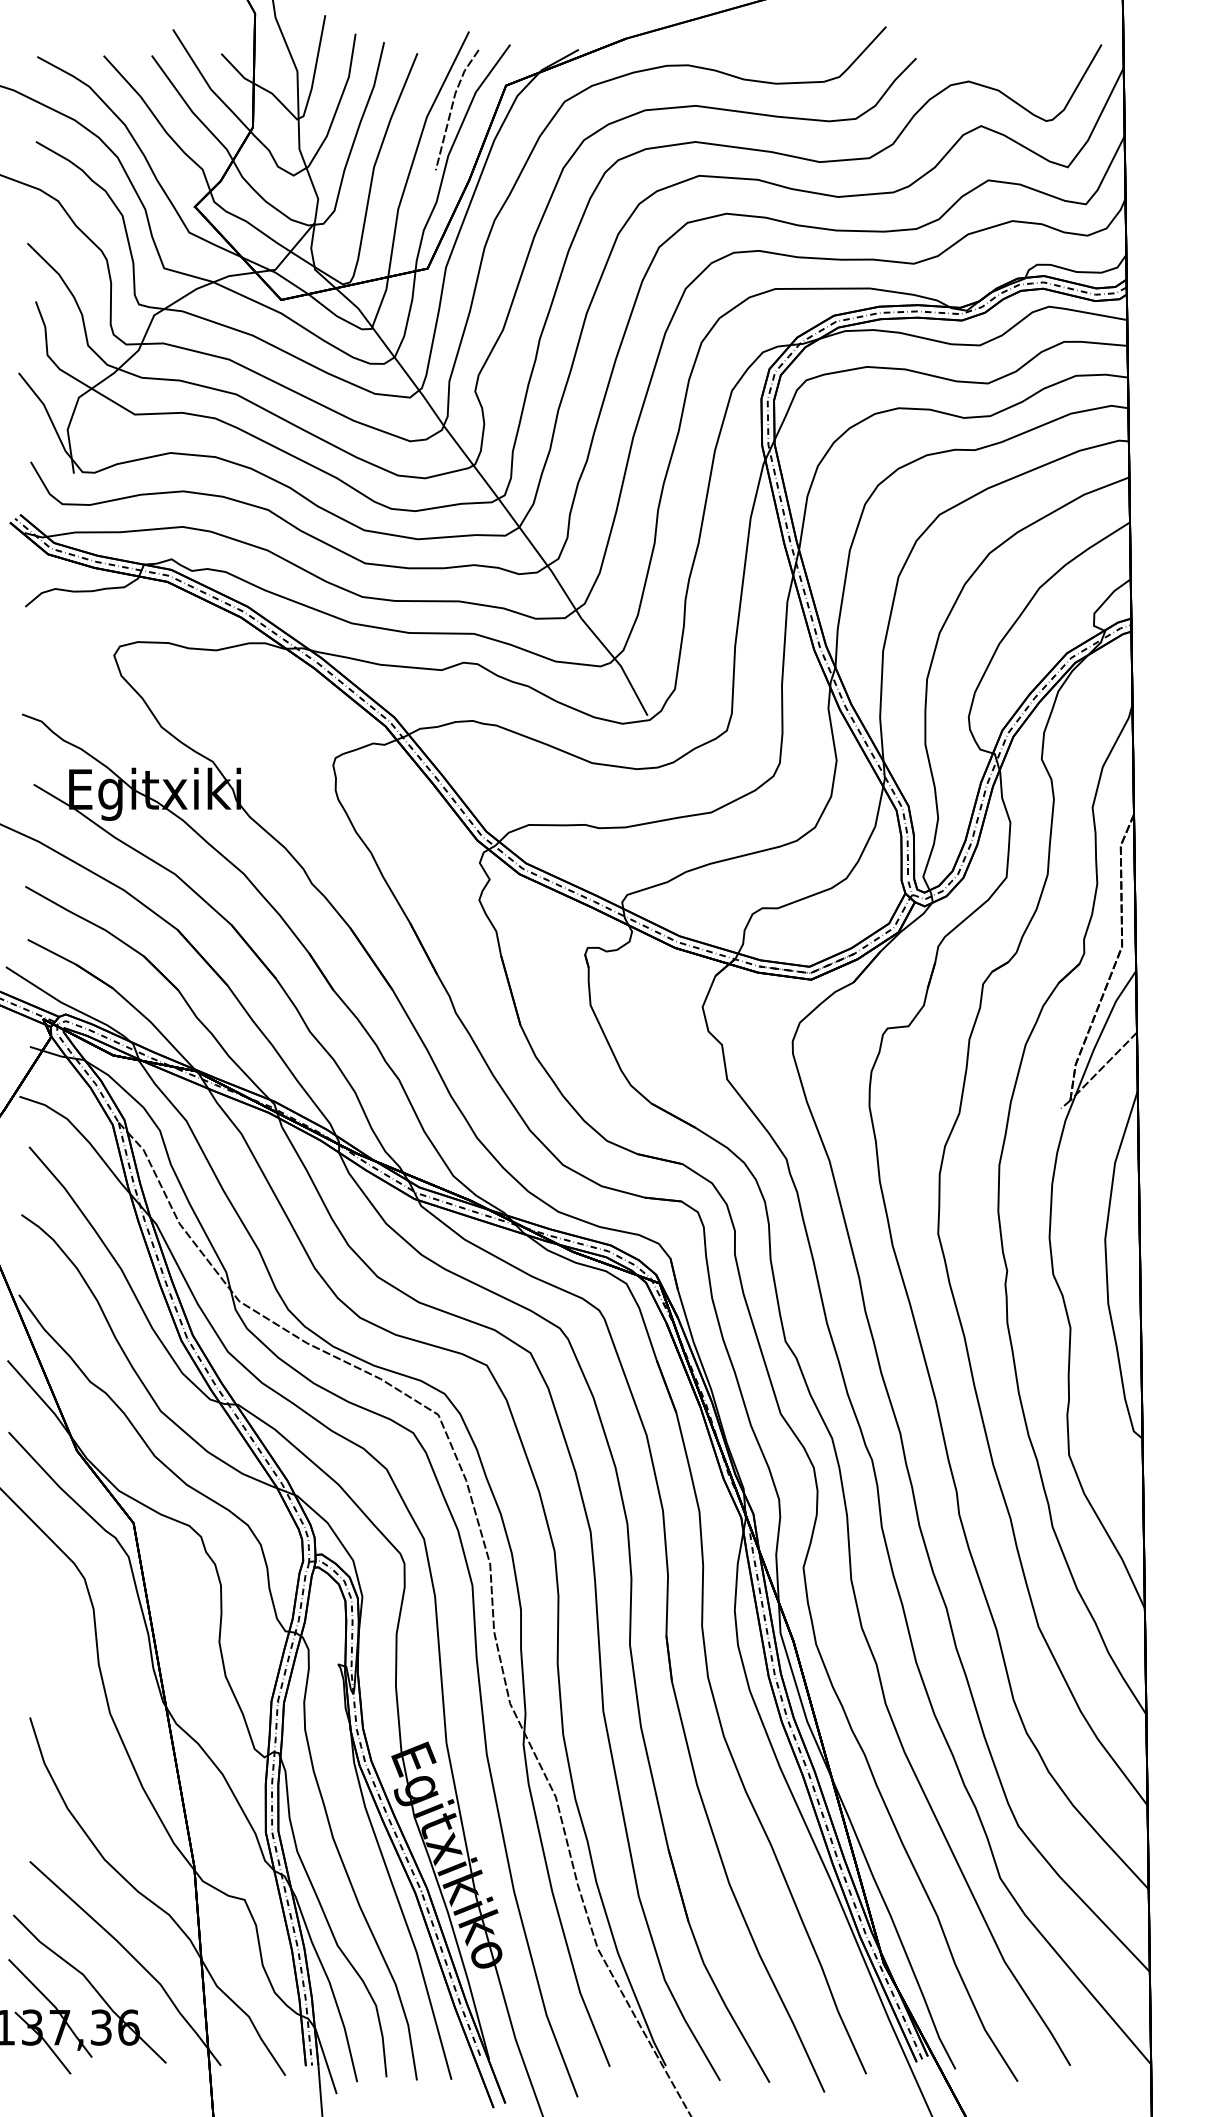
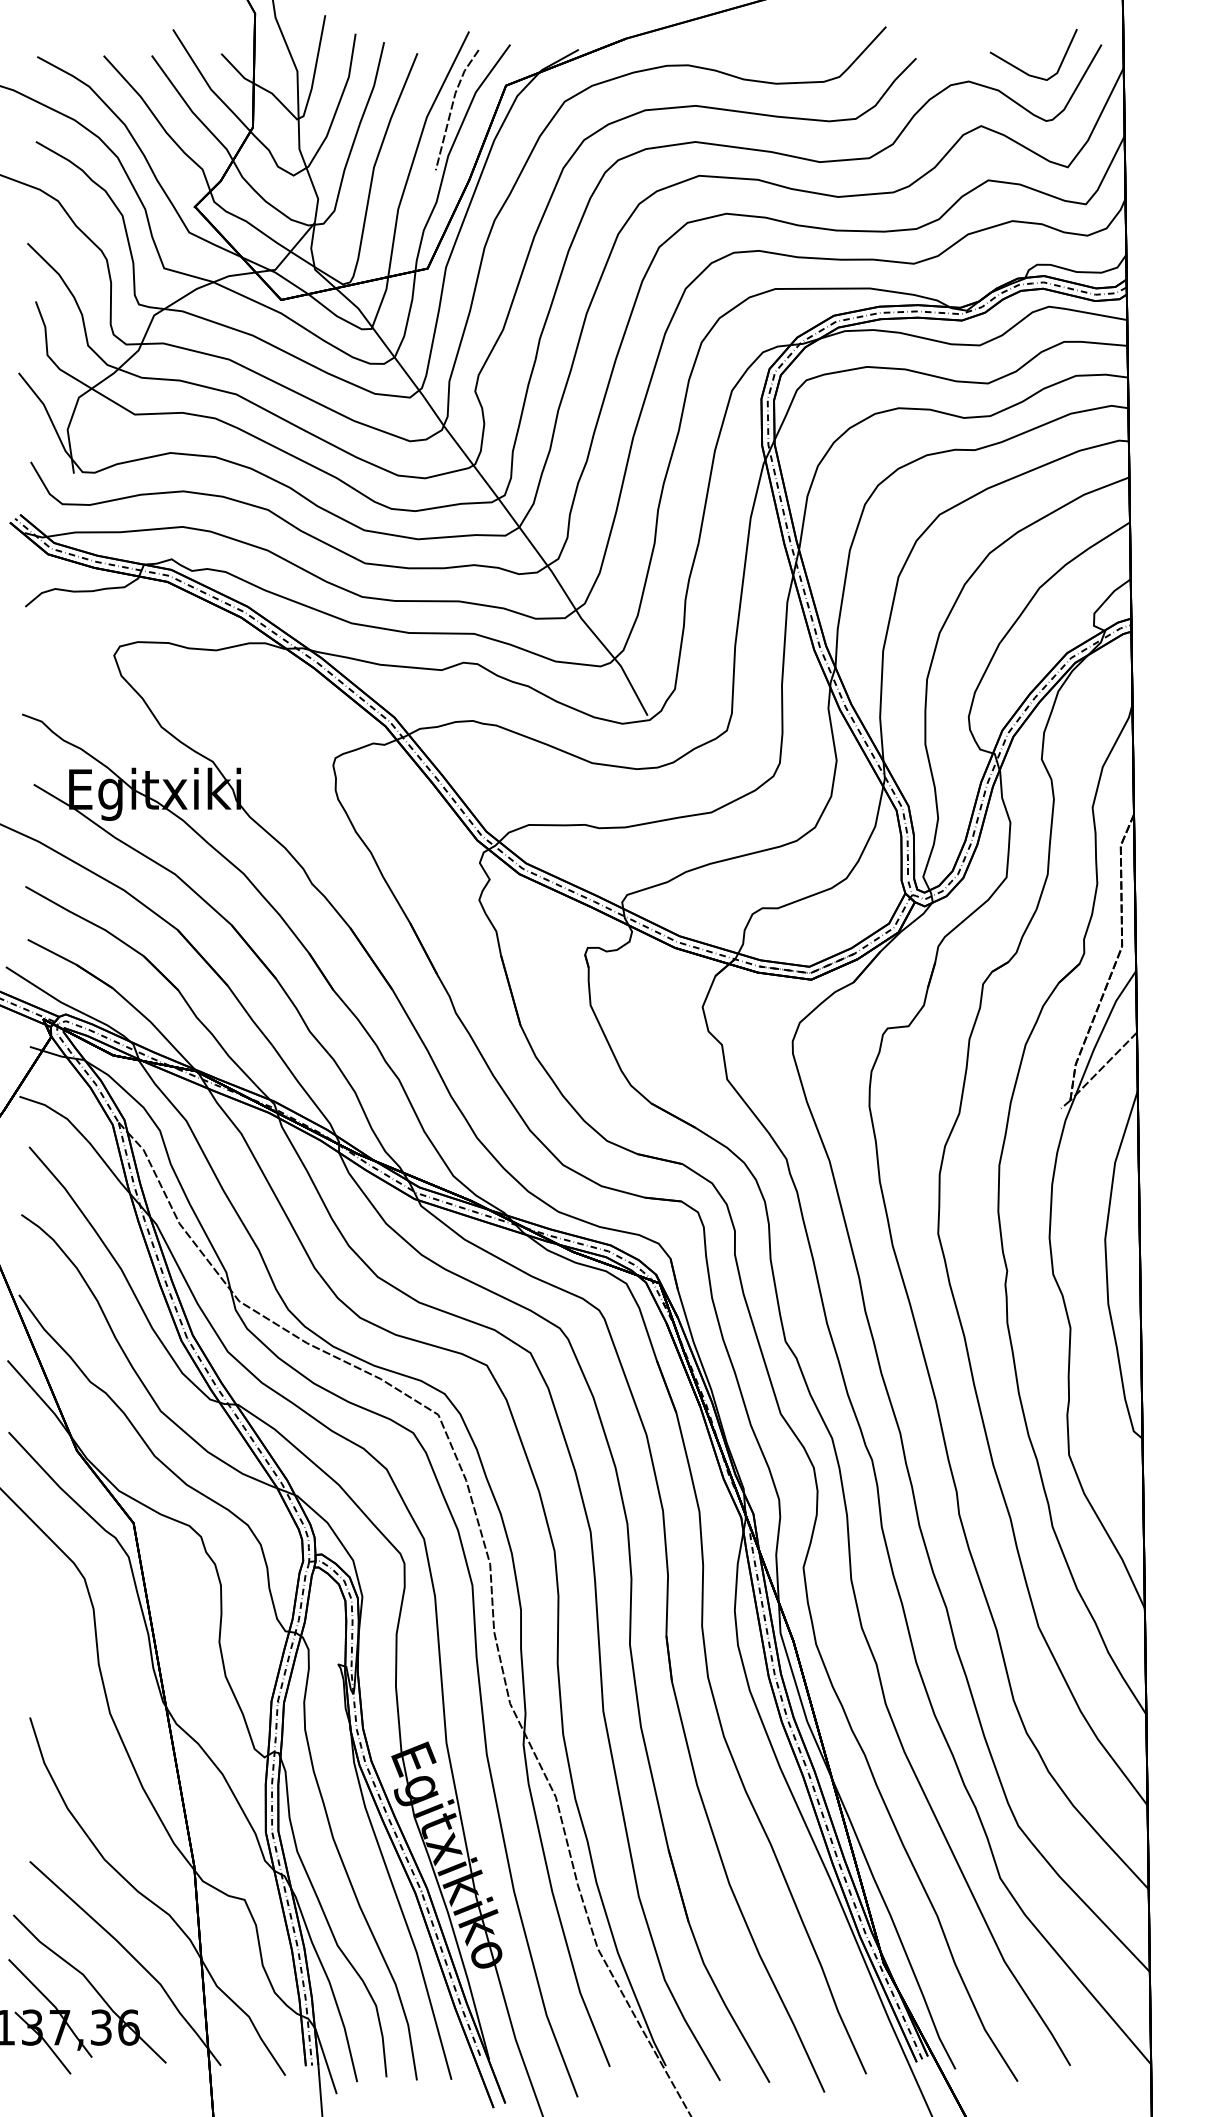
line: none -> present (1023, 70)
